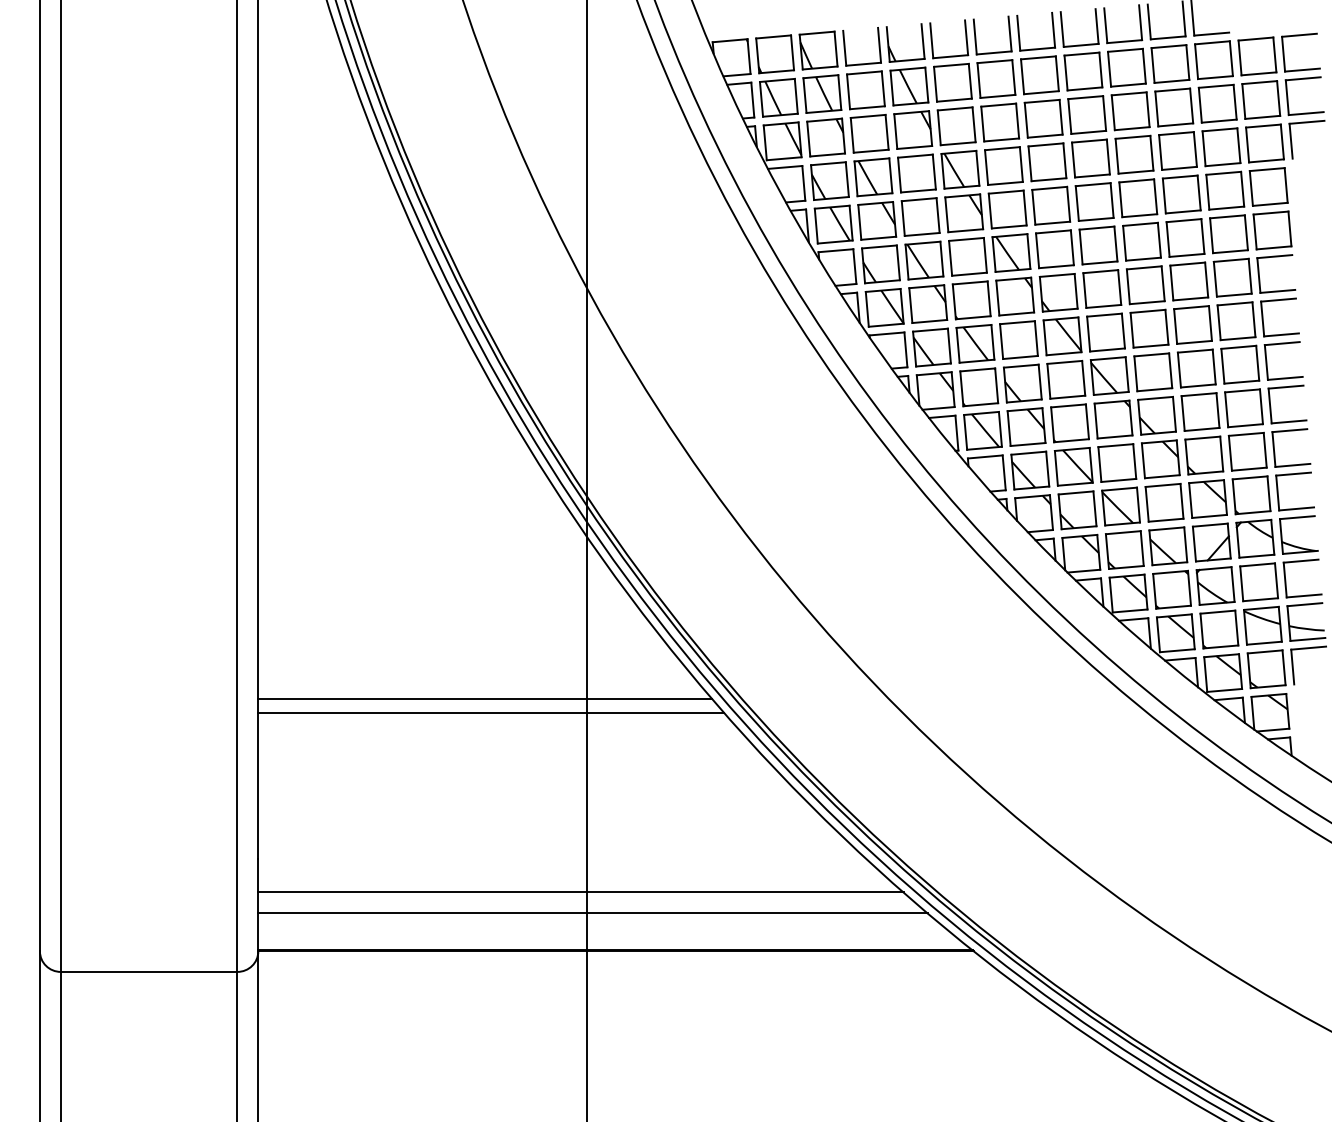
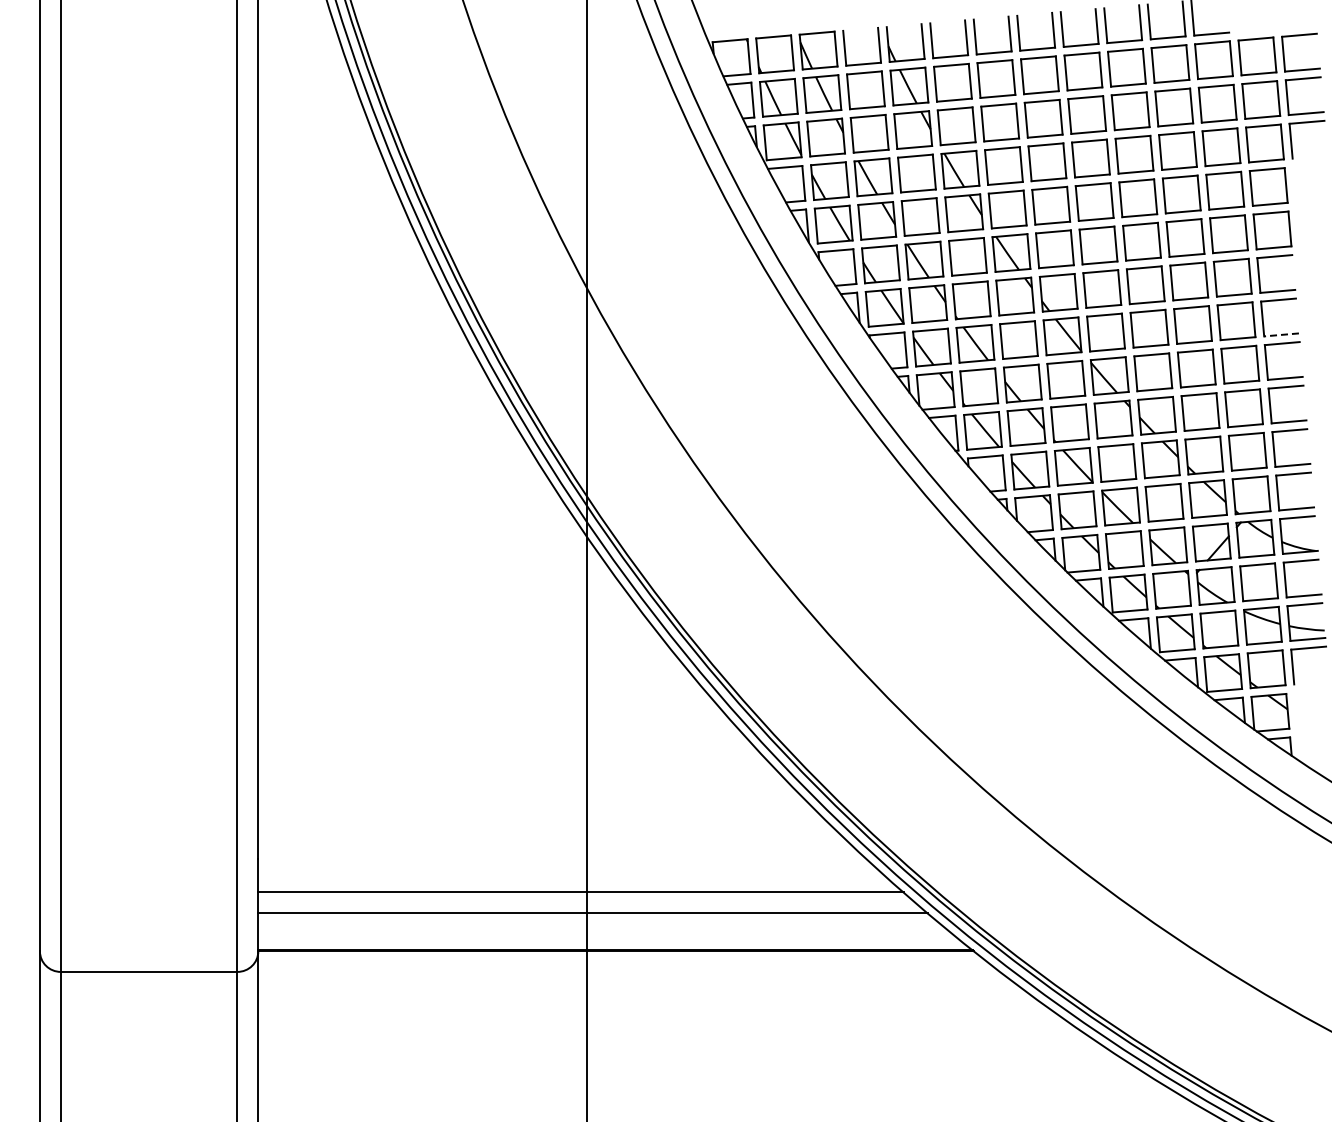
line: solid -> dashed (1281, 334)
line: present -> none (485, 698)
line: present -> none (491, 712)
